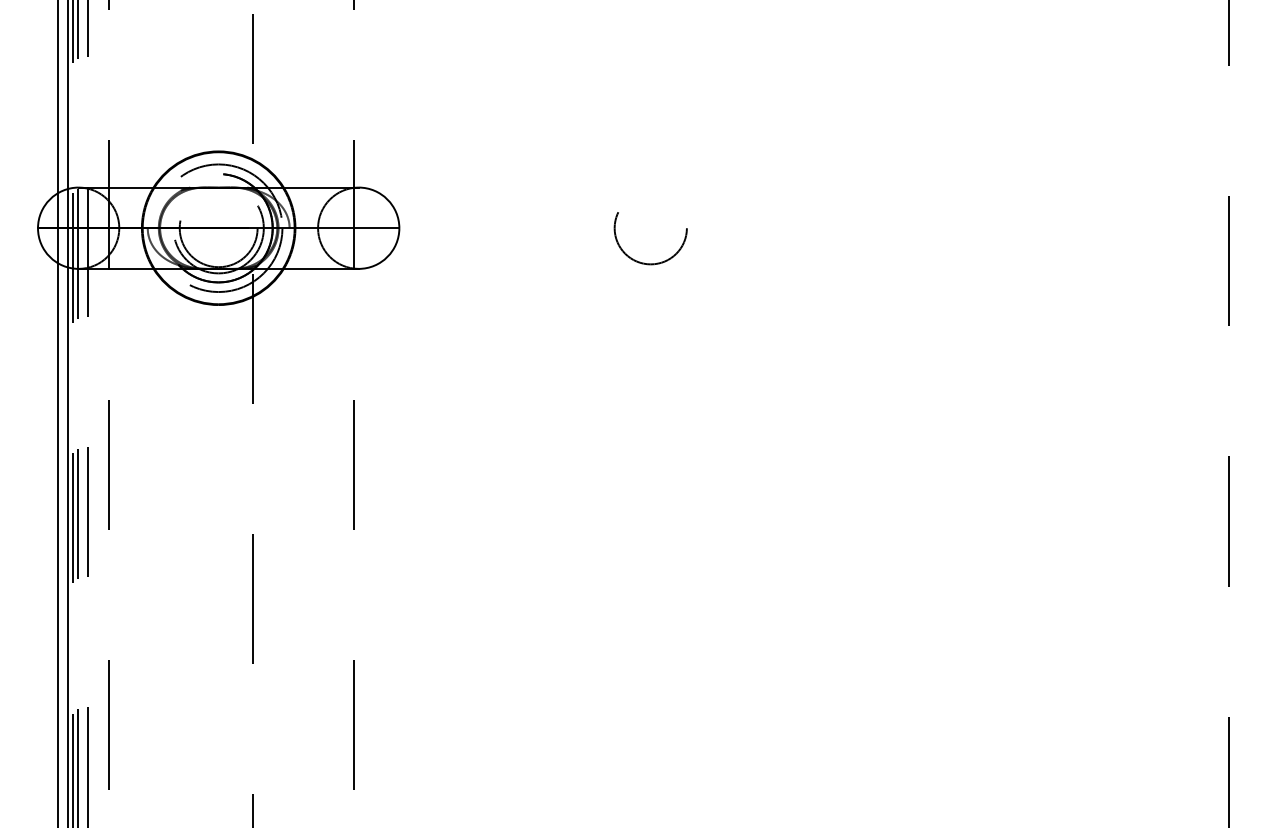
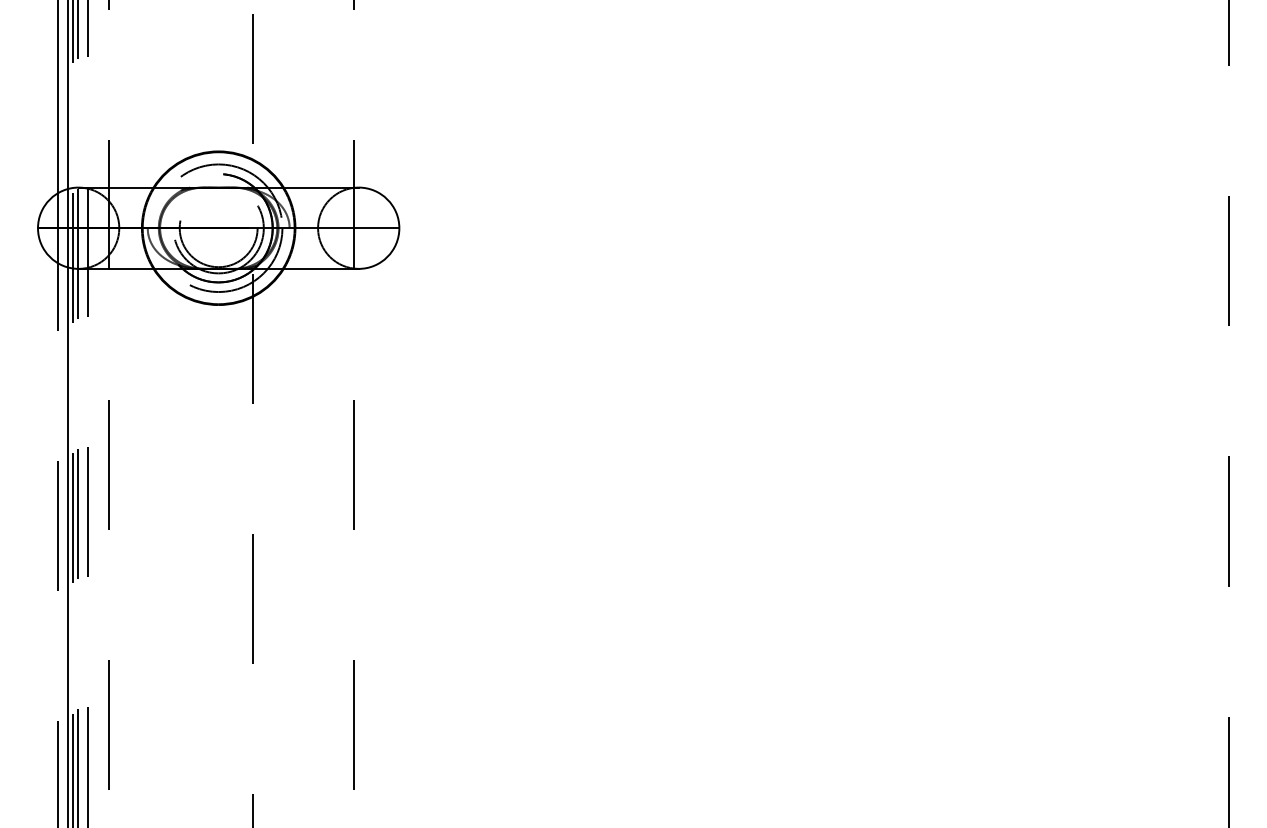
circle: present -> none (650, 238)
line: solid -> dashed (57, 544)
